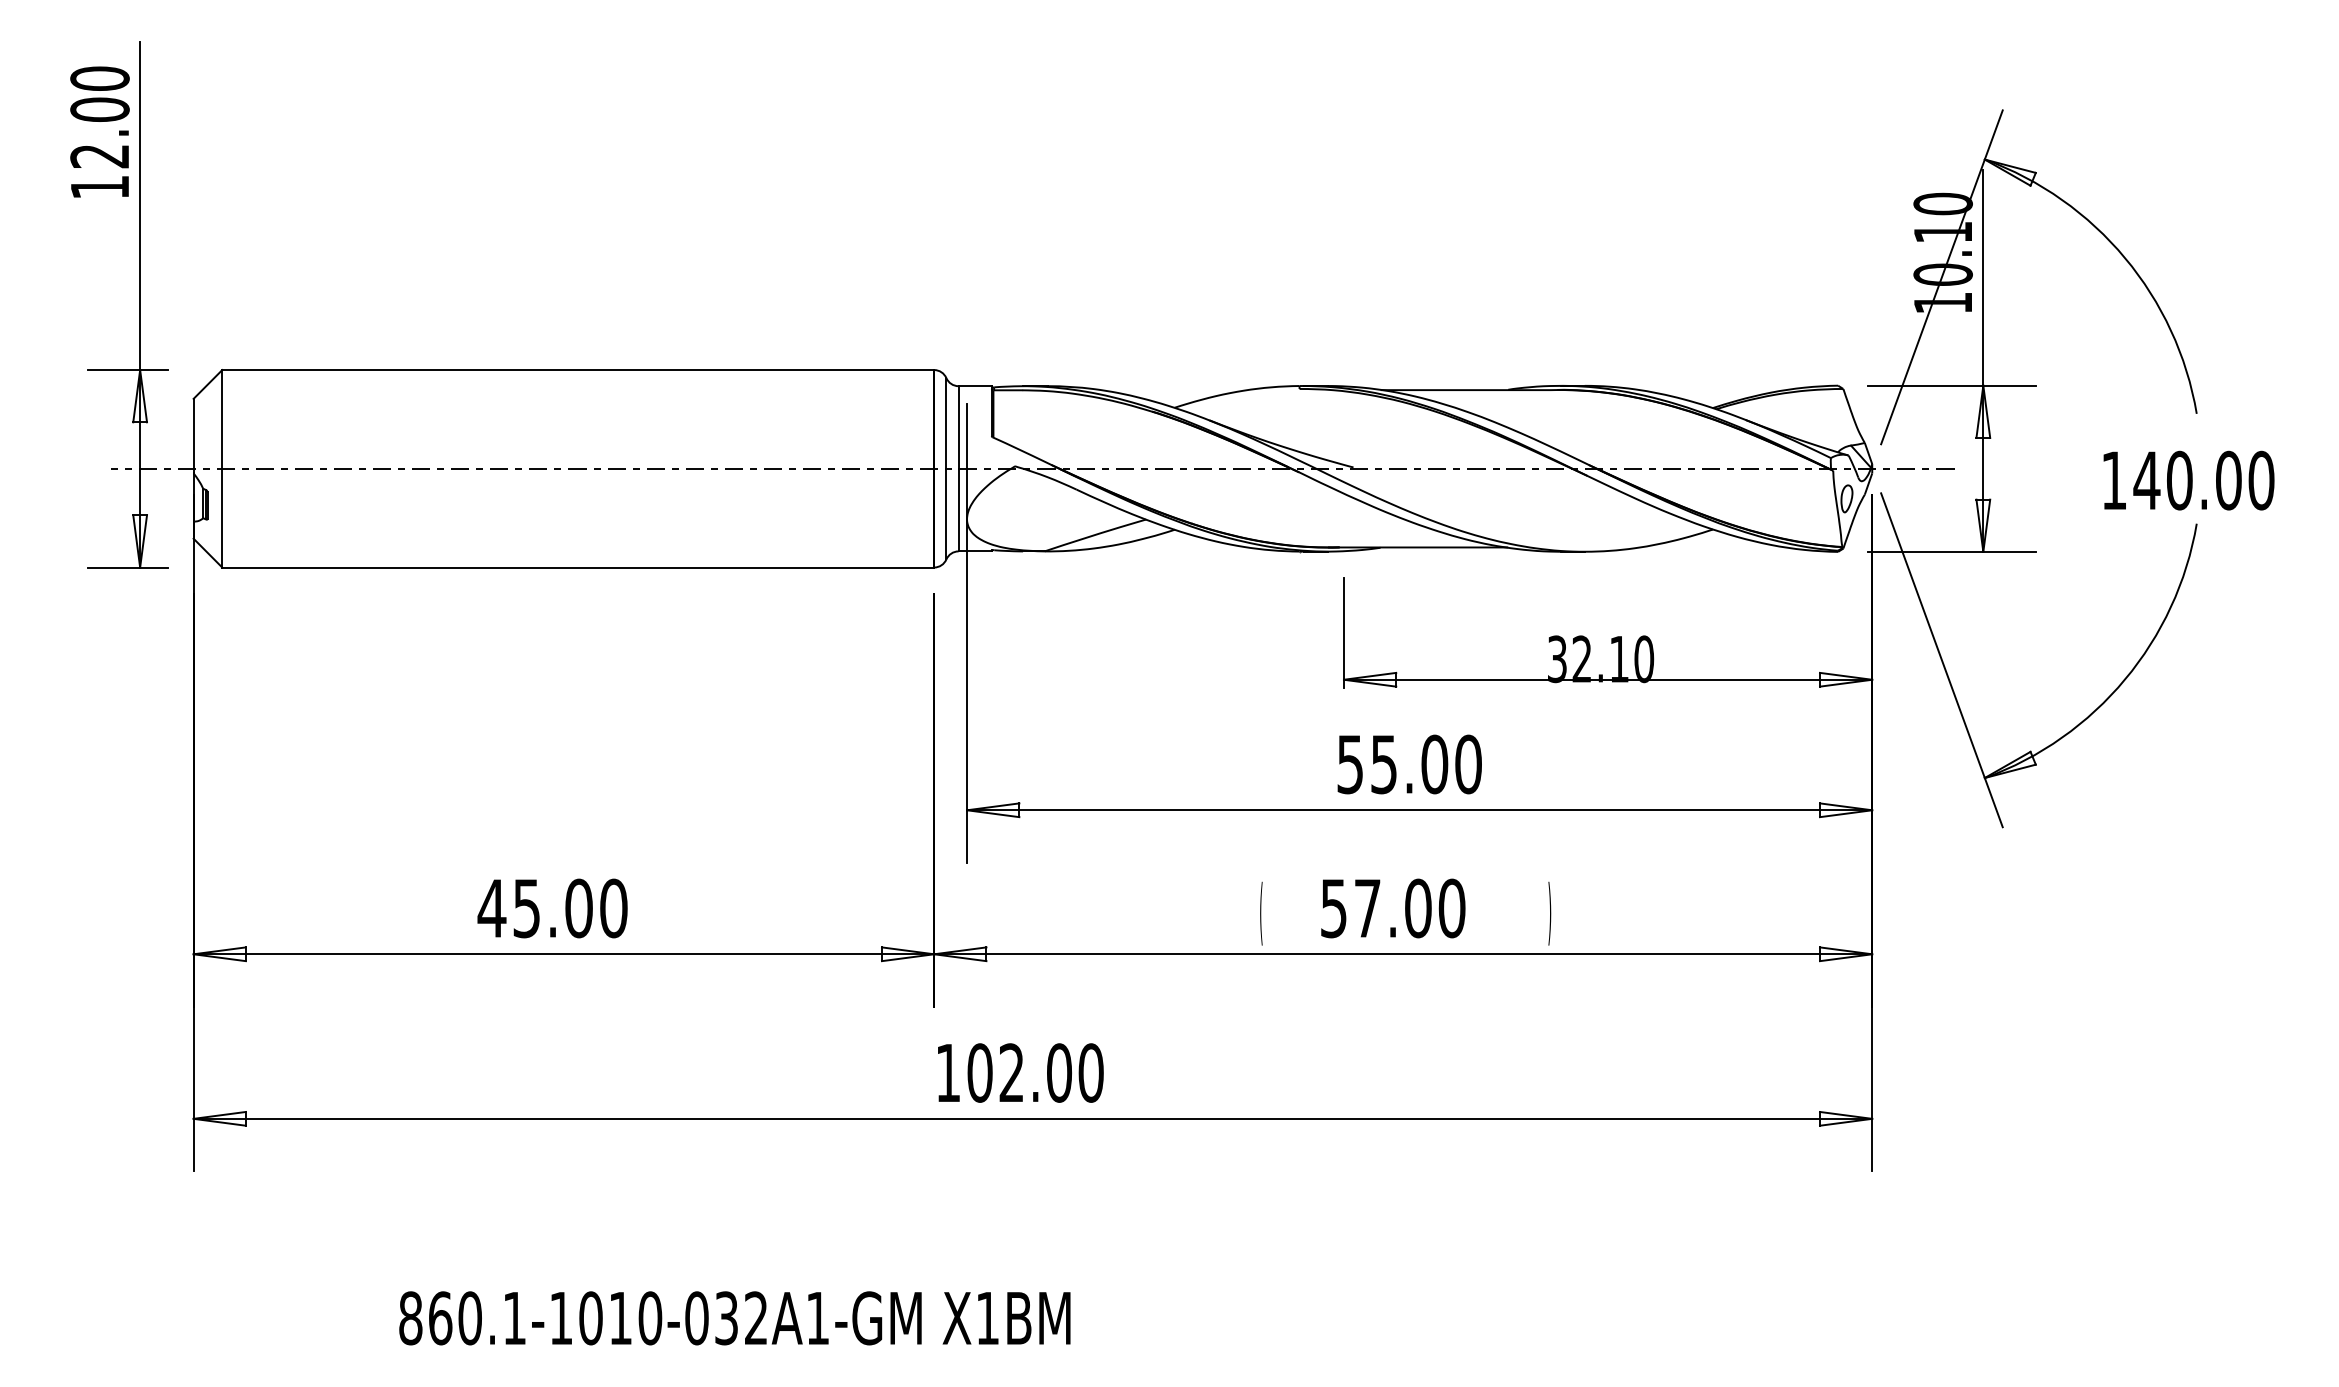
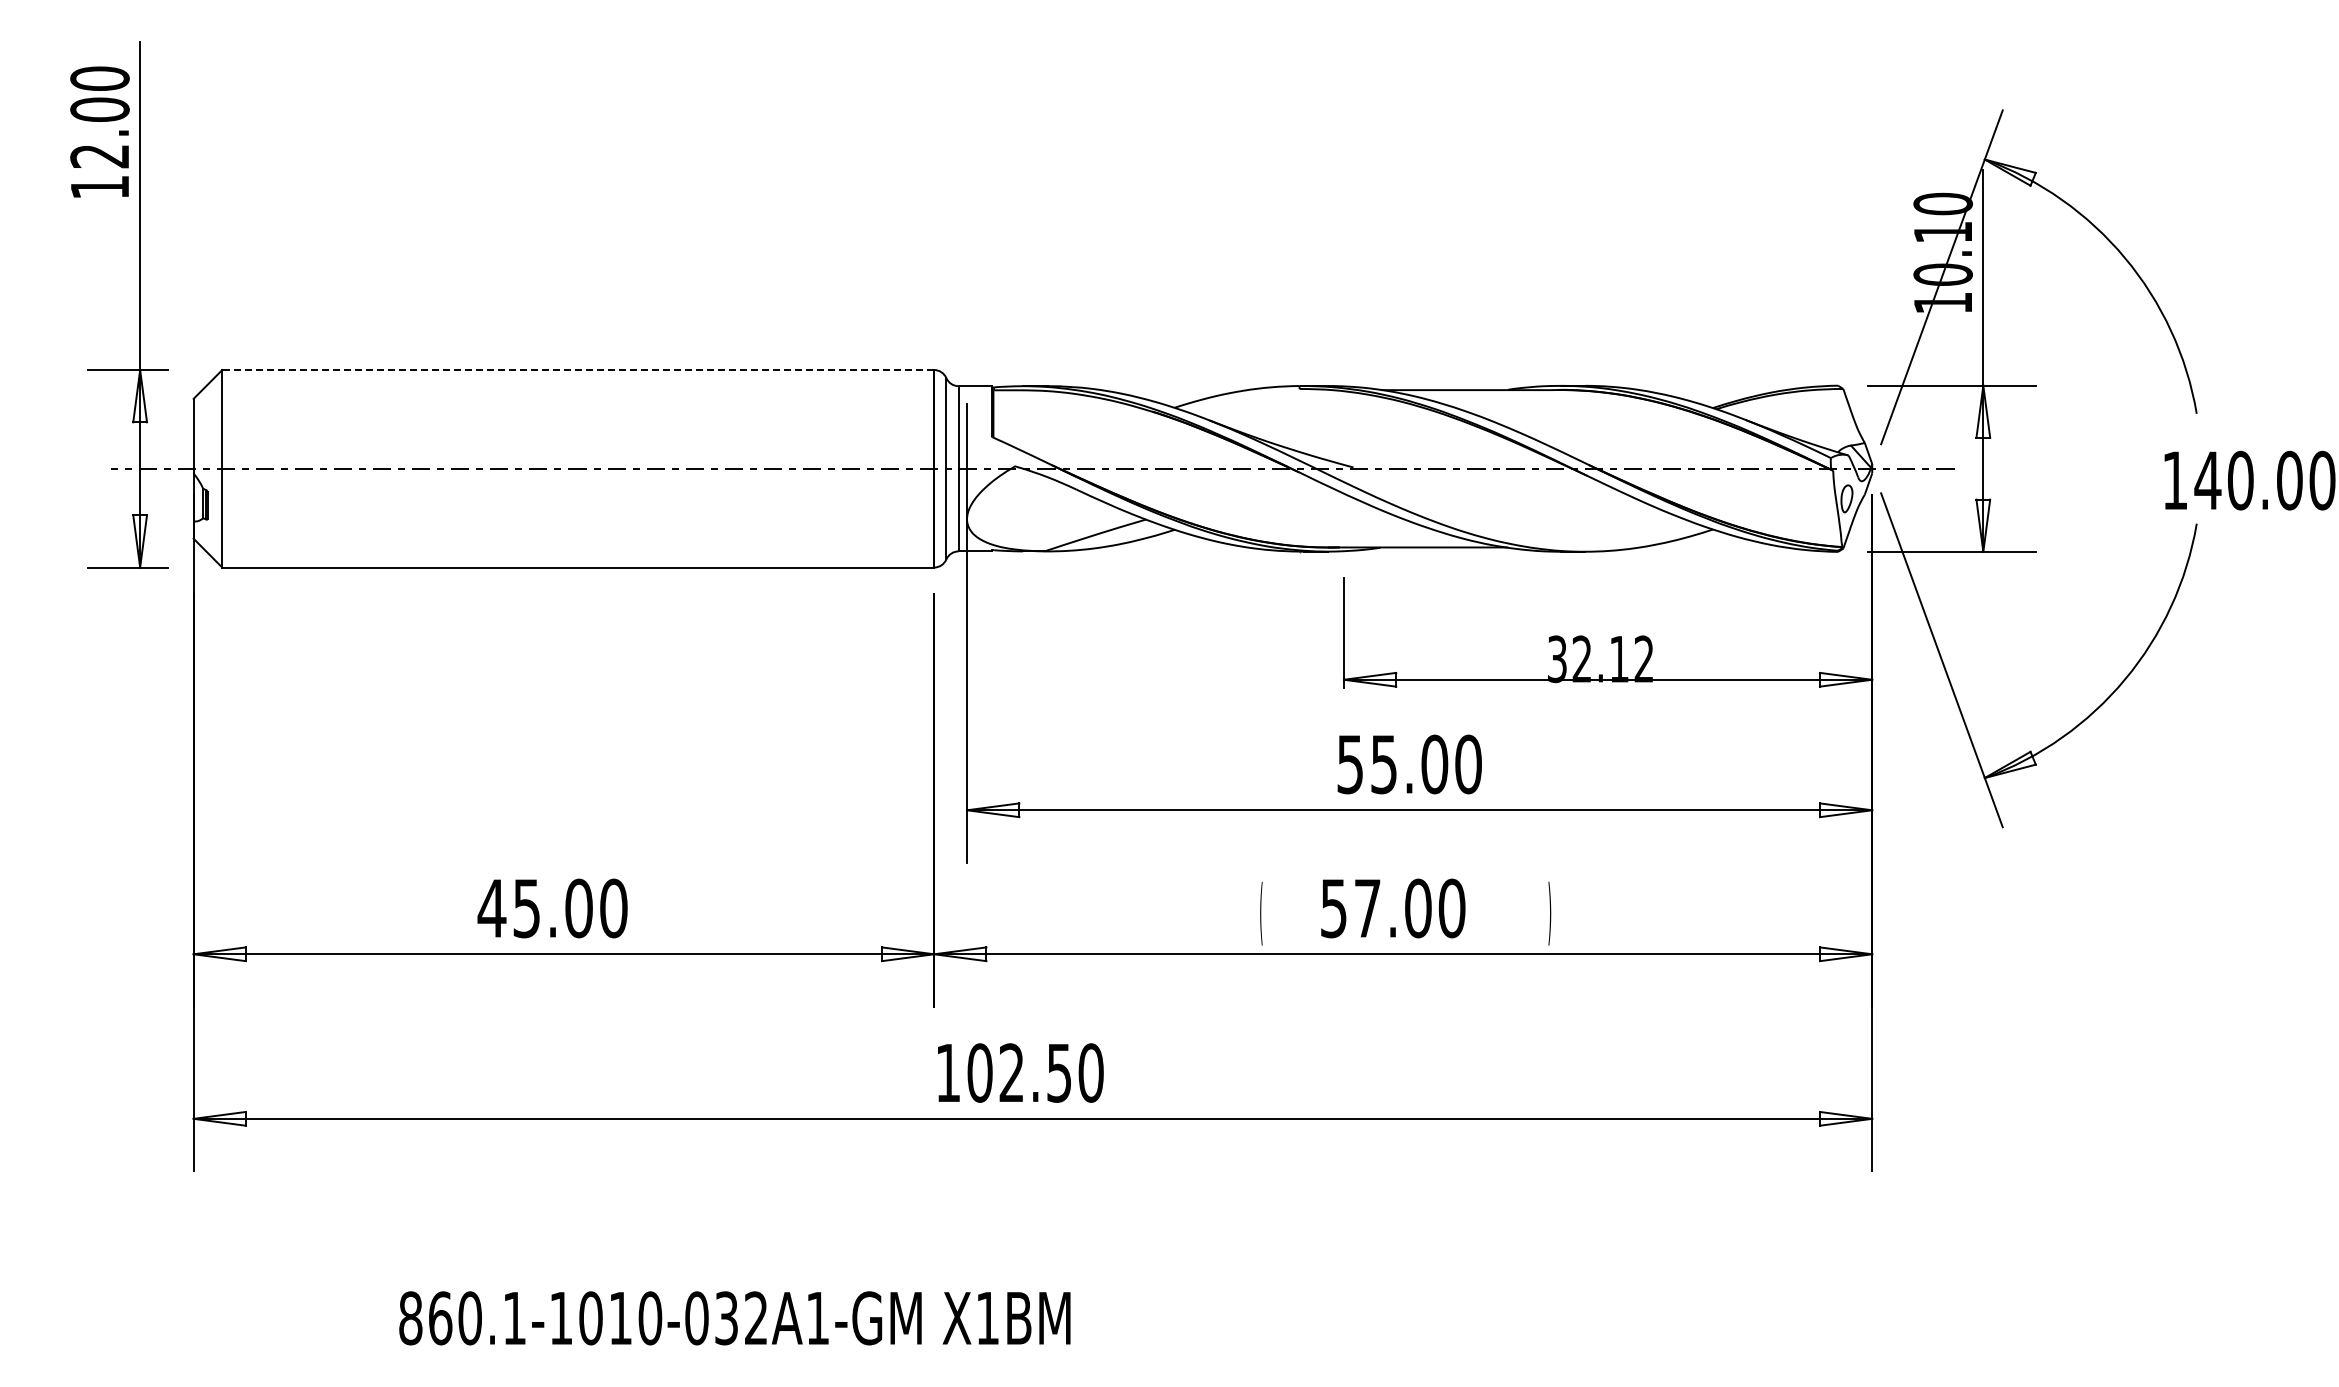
line: solid -> dashed (578, 370)
text position: (2188, 480) -> (2249, 480) (2249, 480)
text: 32.10 -> 32.12 (1644, 659)
text: 102.00 -> 102.50 (1059, 1072)
